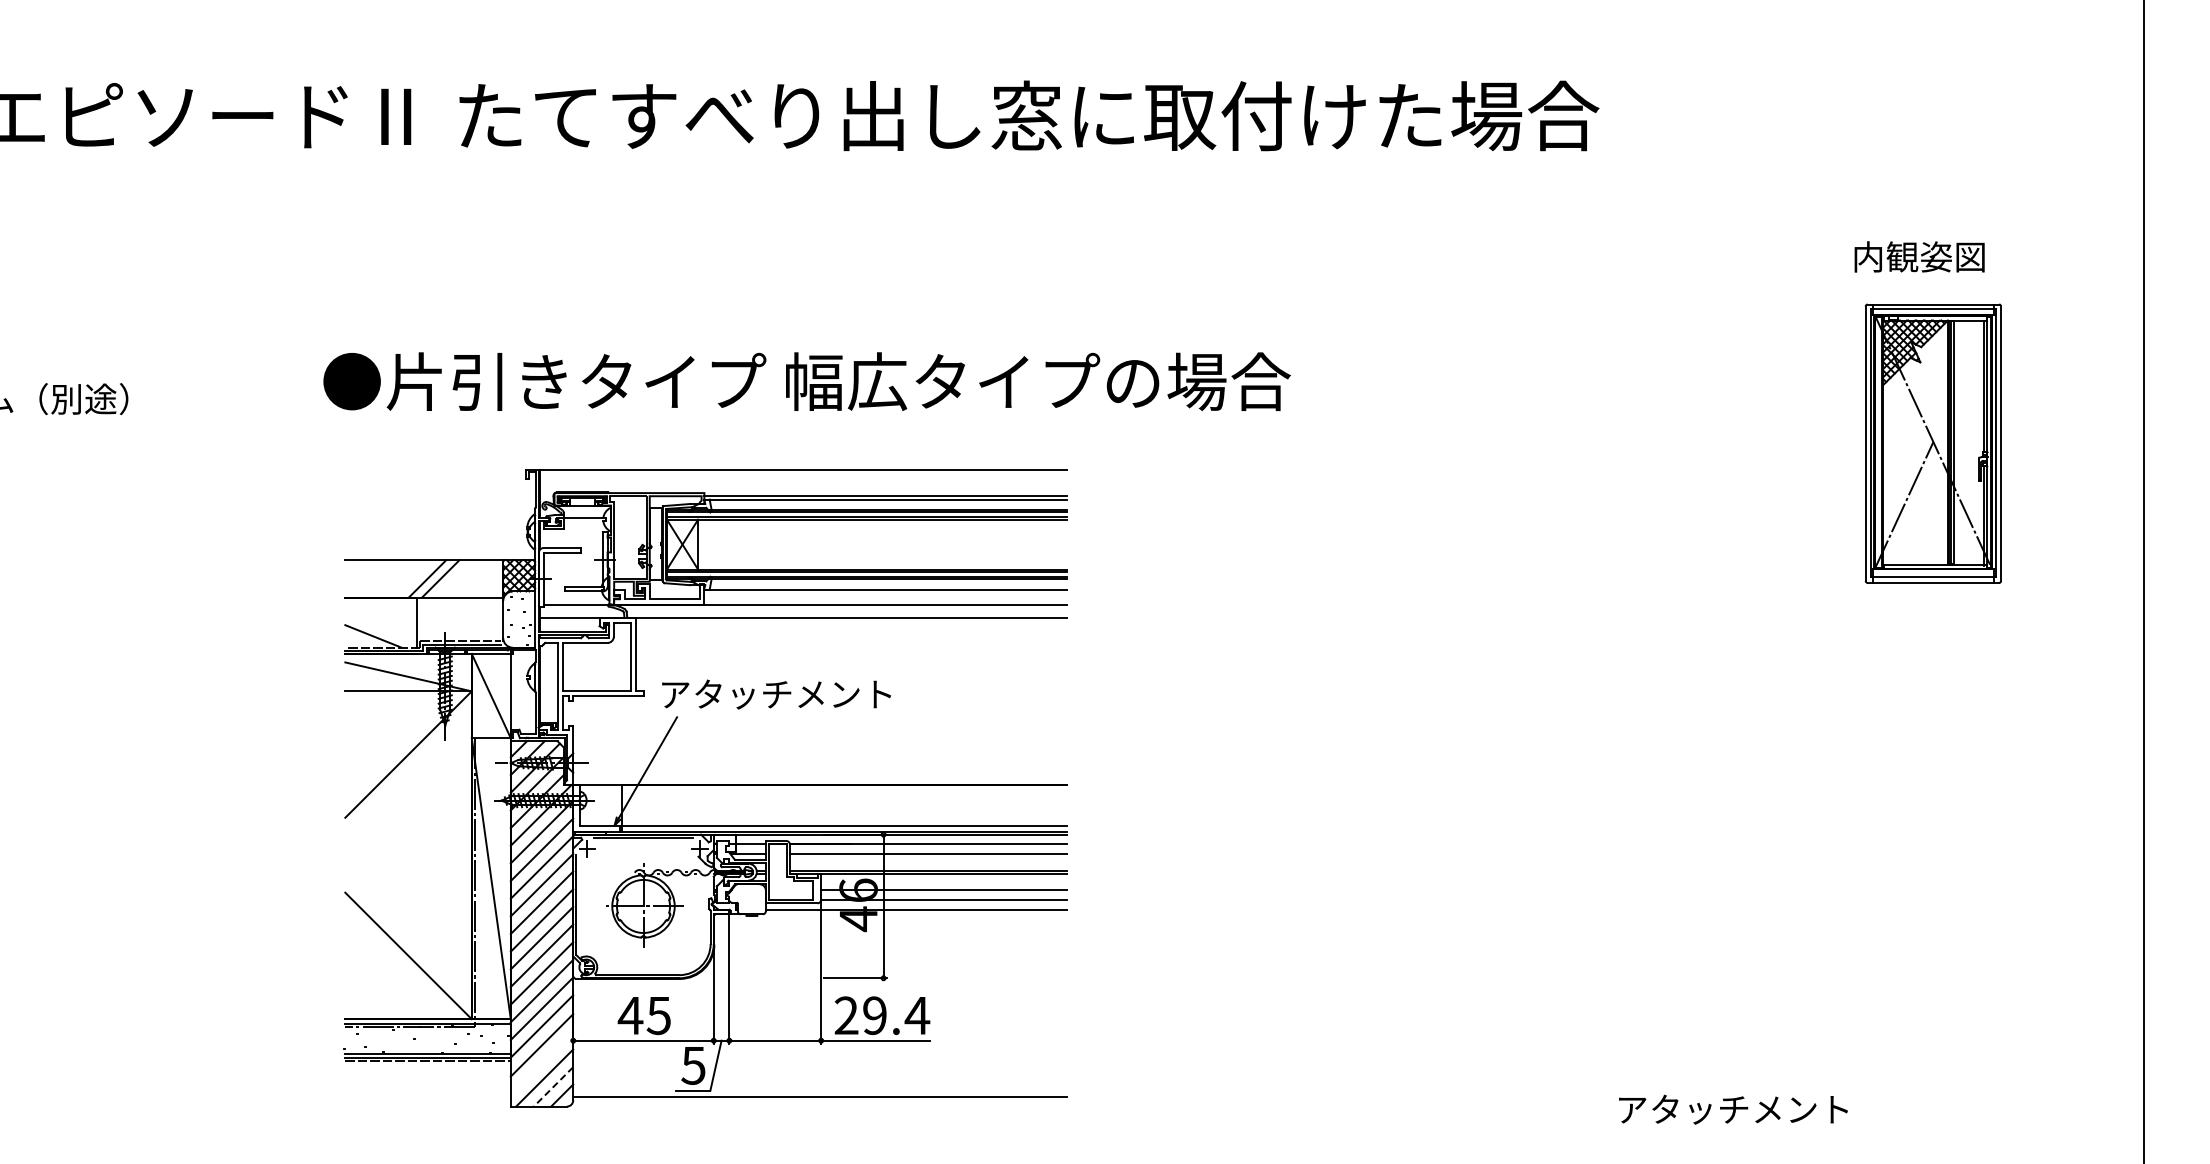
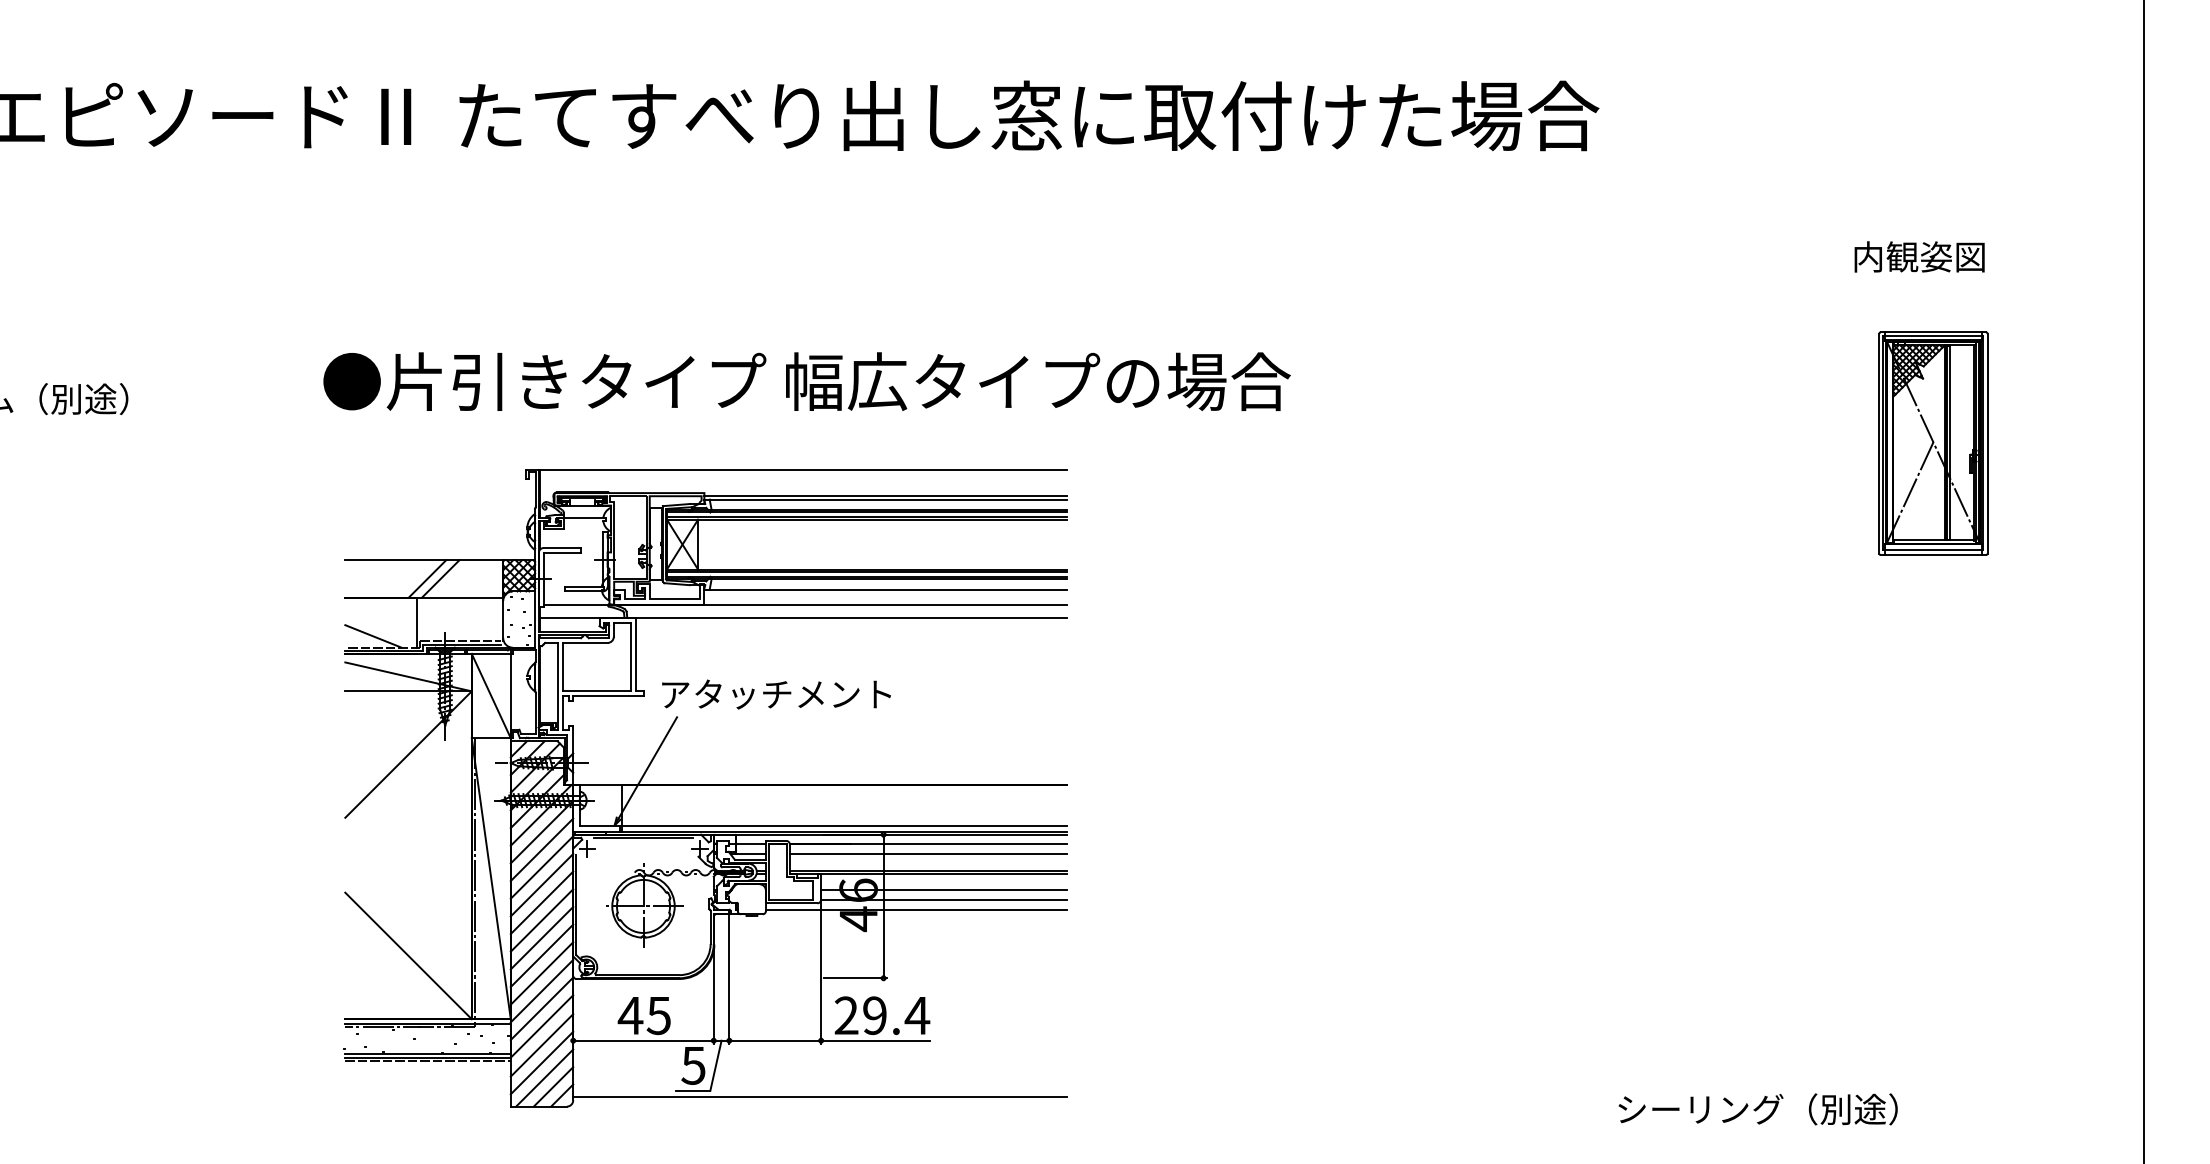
part size: 138x281 px -> 111x225 px (1933, 443)
line: none -> present (541, 1062)
line: dashed -> solid (553, 1086)
text: アタッチメント -> シーリング（別途） (1757, 1109)
